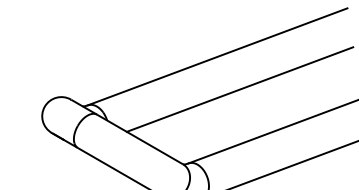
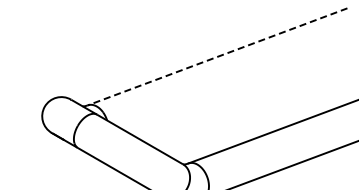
line: solid -> dashed (217, 56)
line: present -> none (239, 89)
